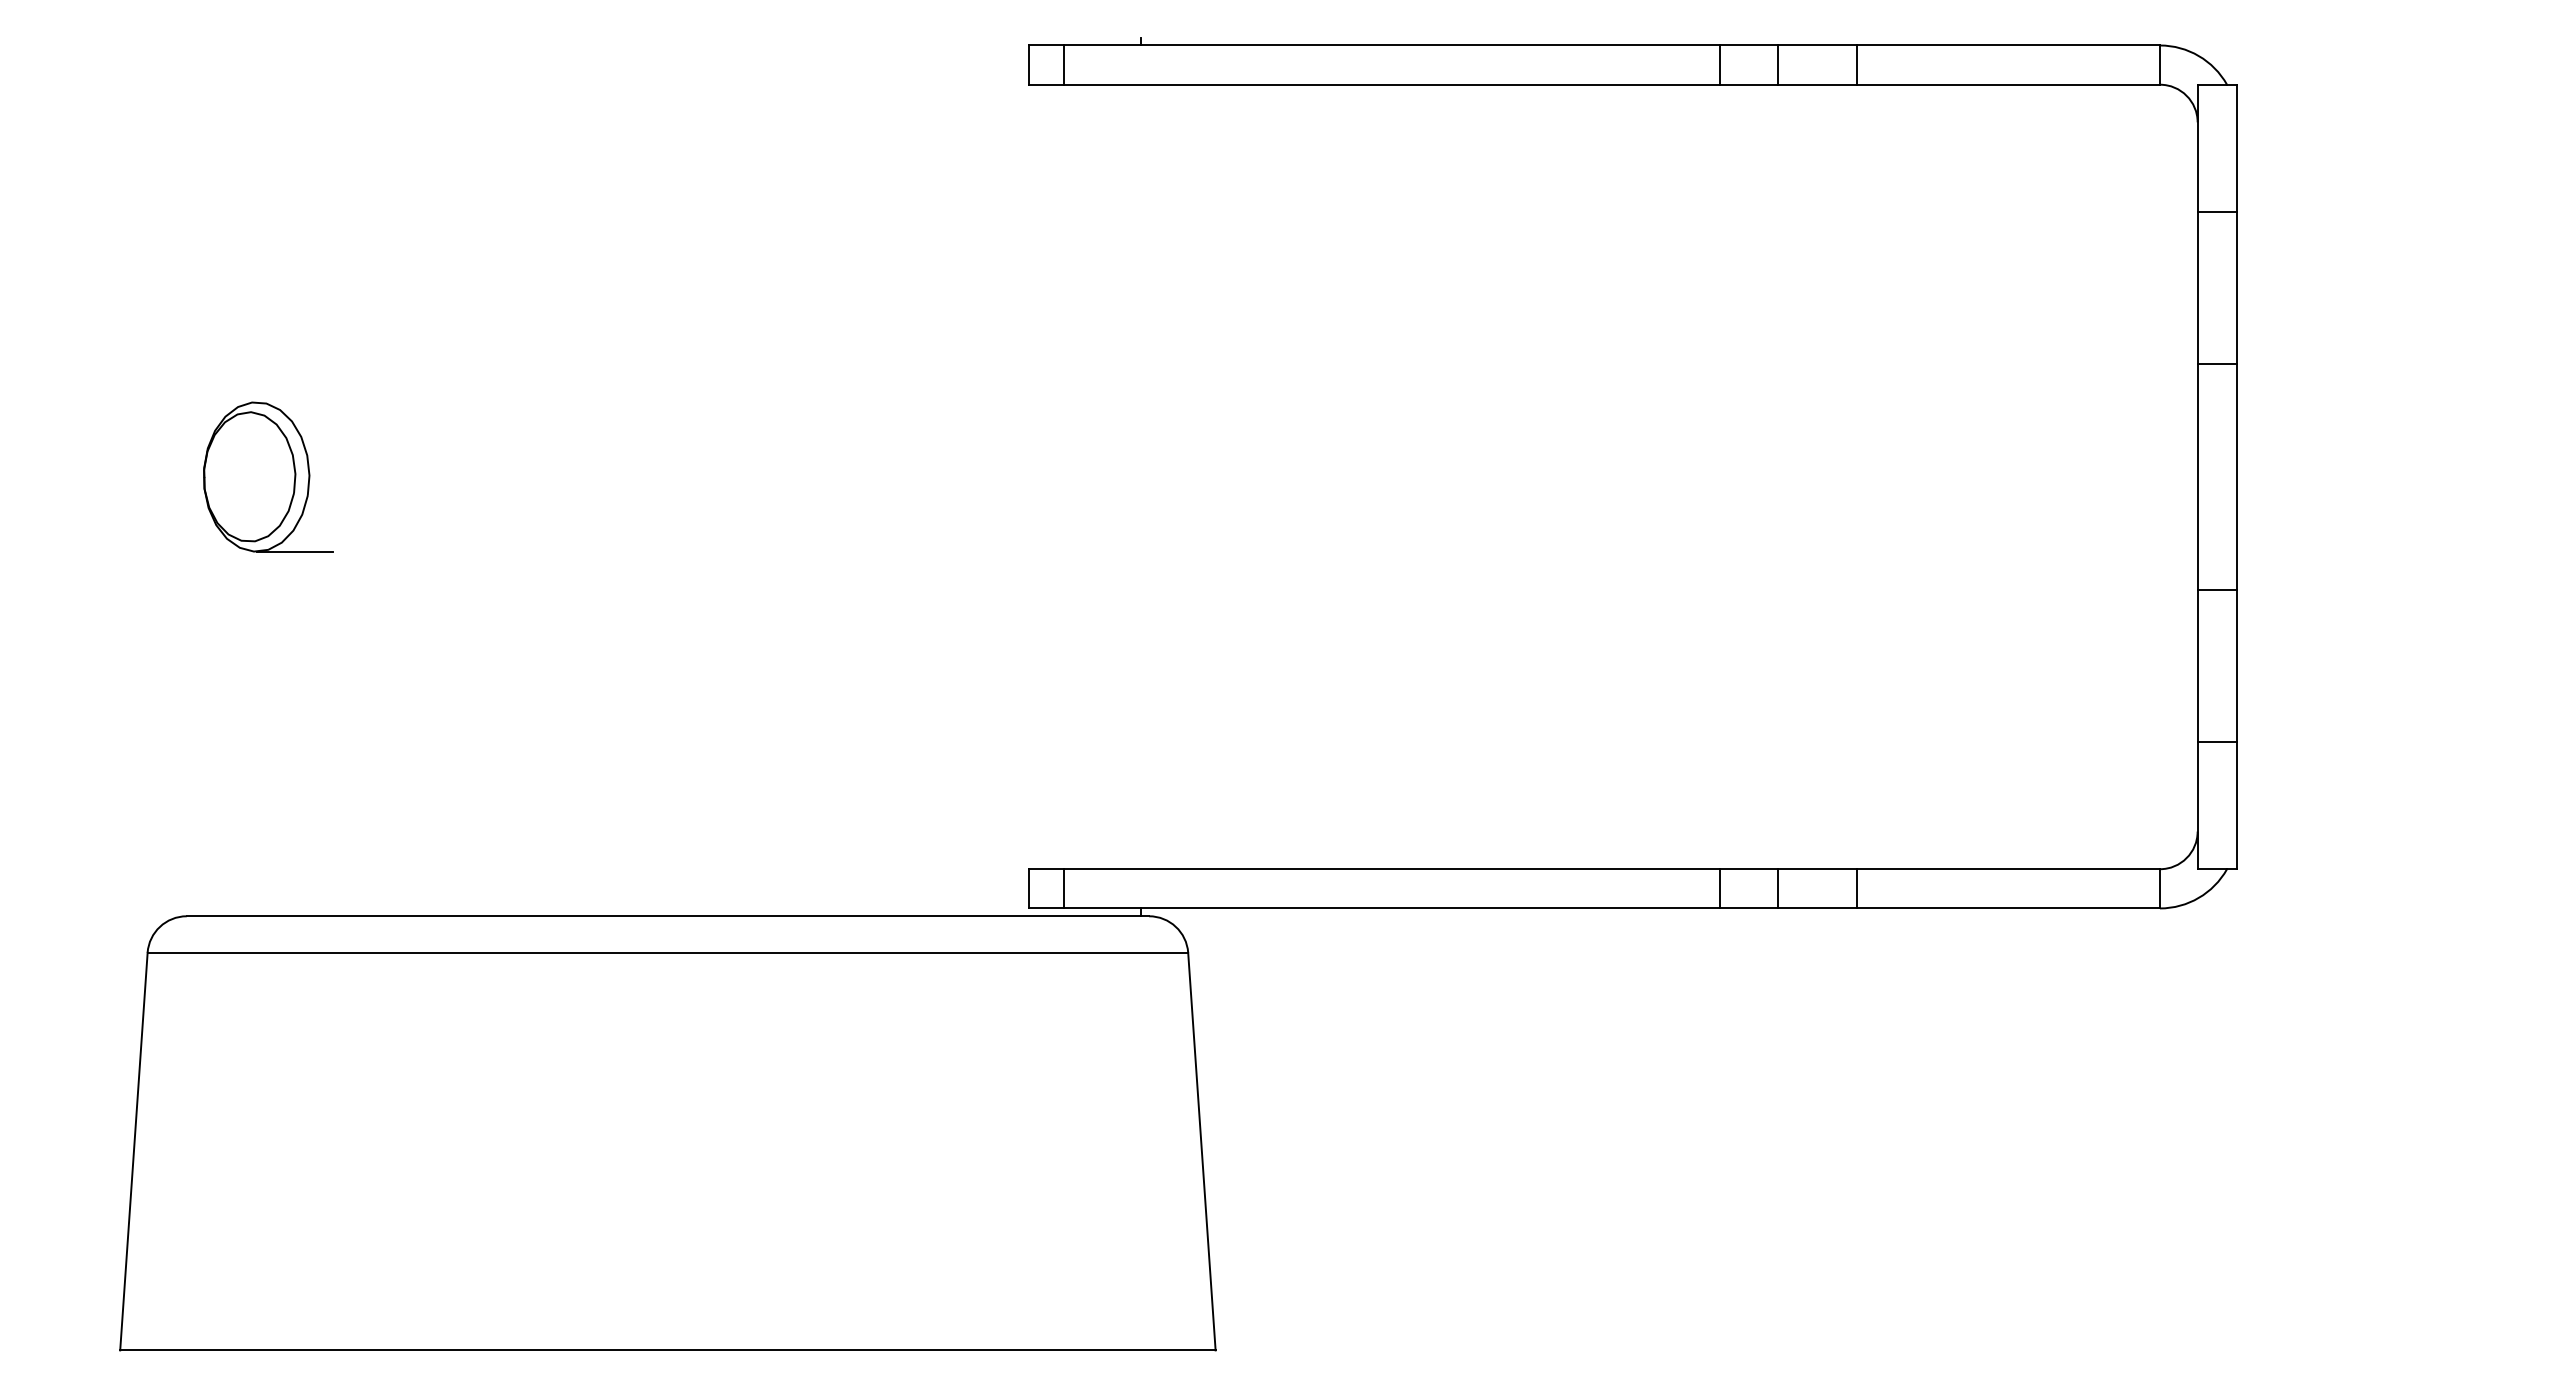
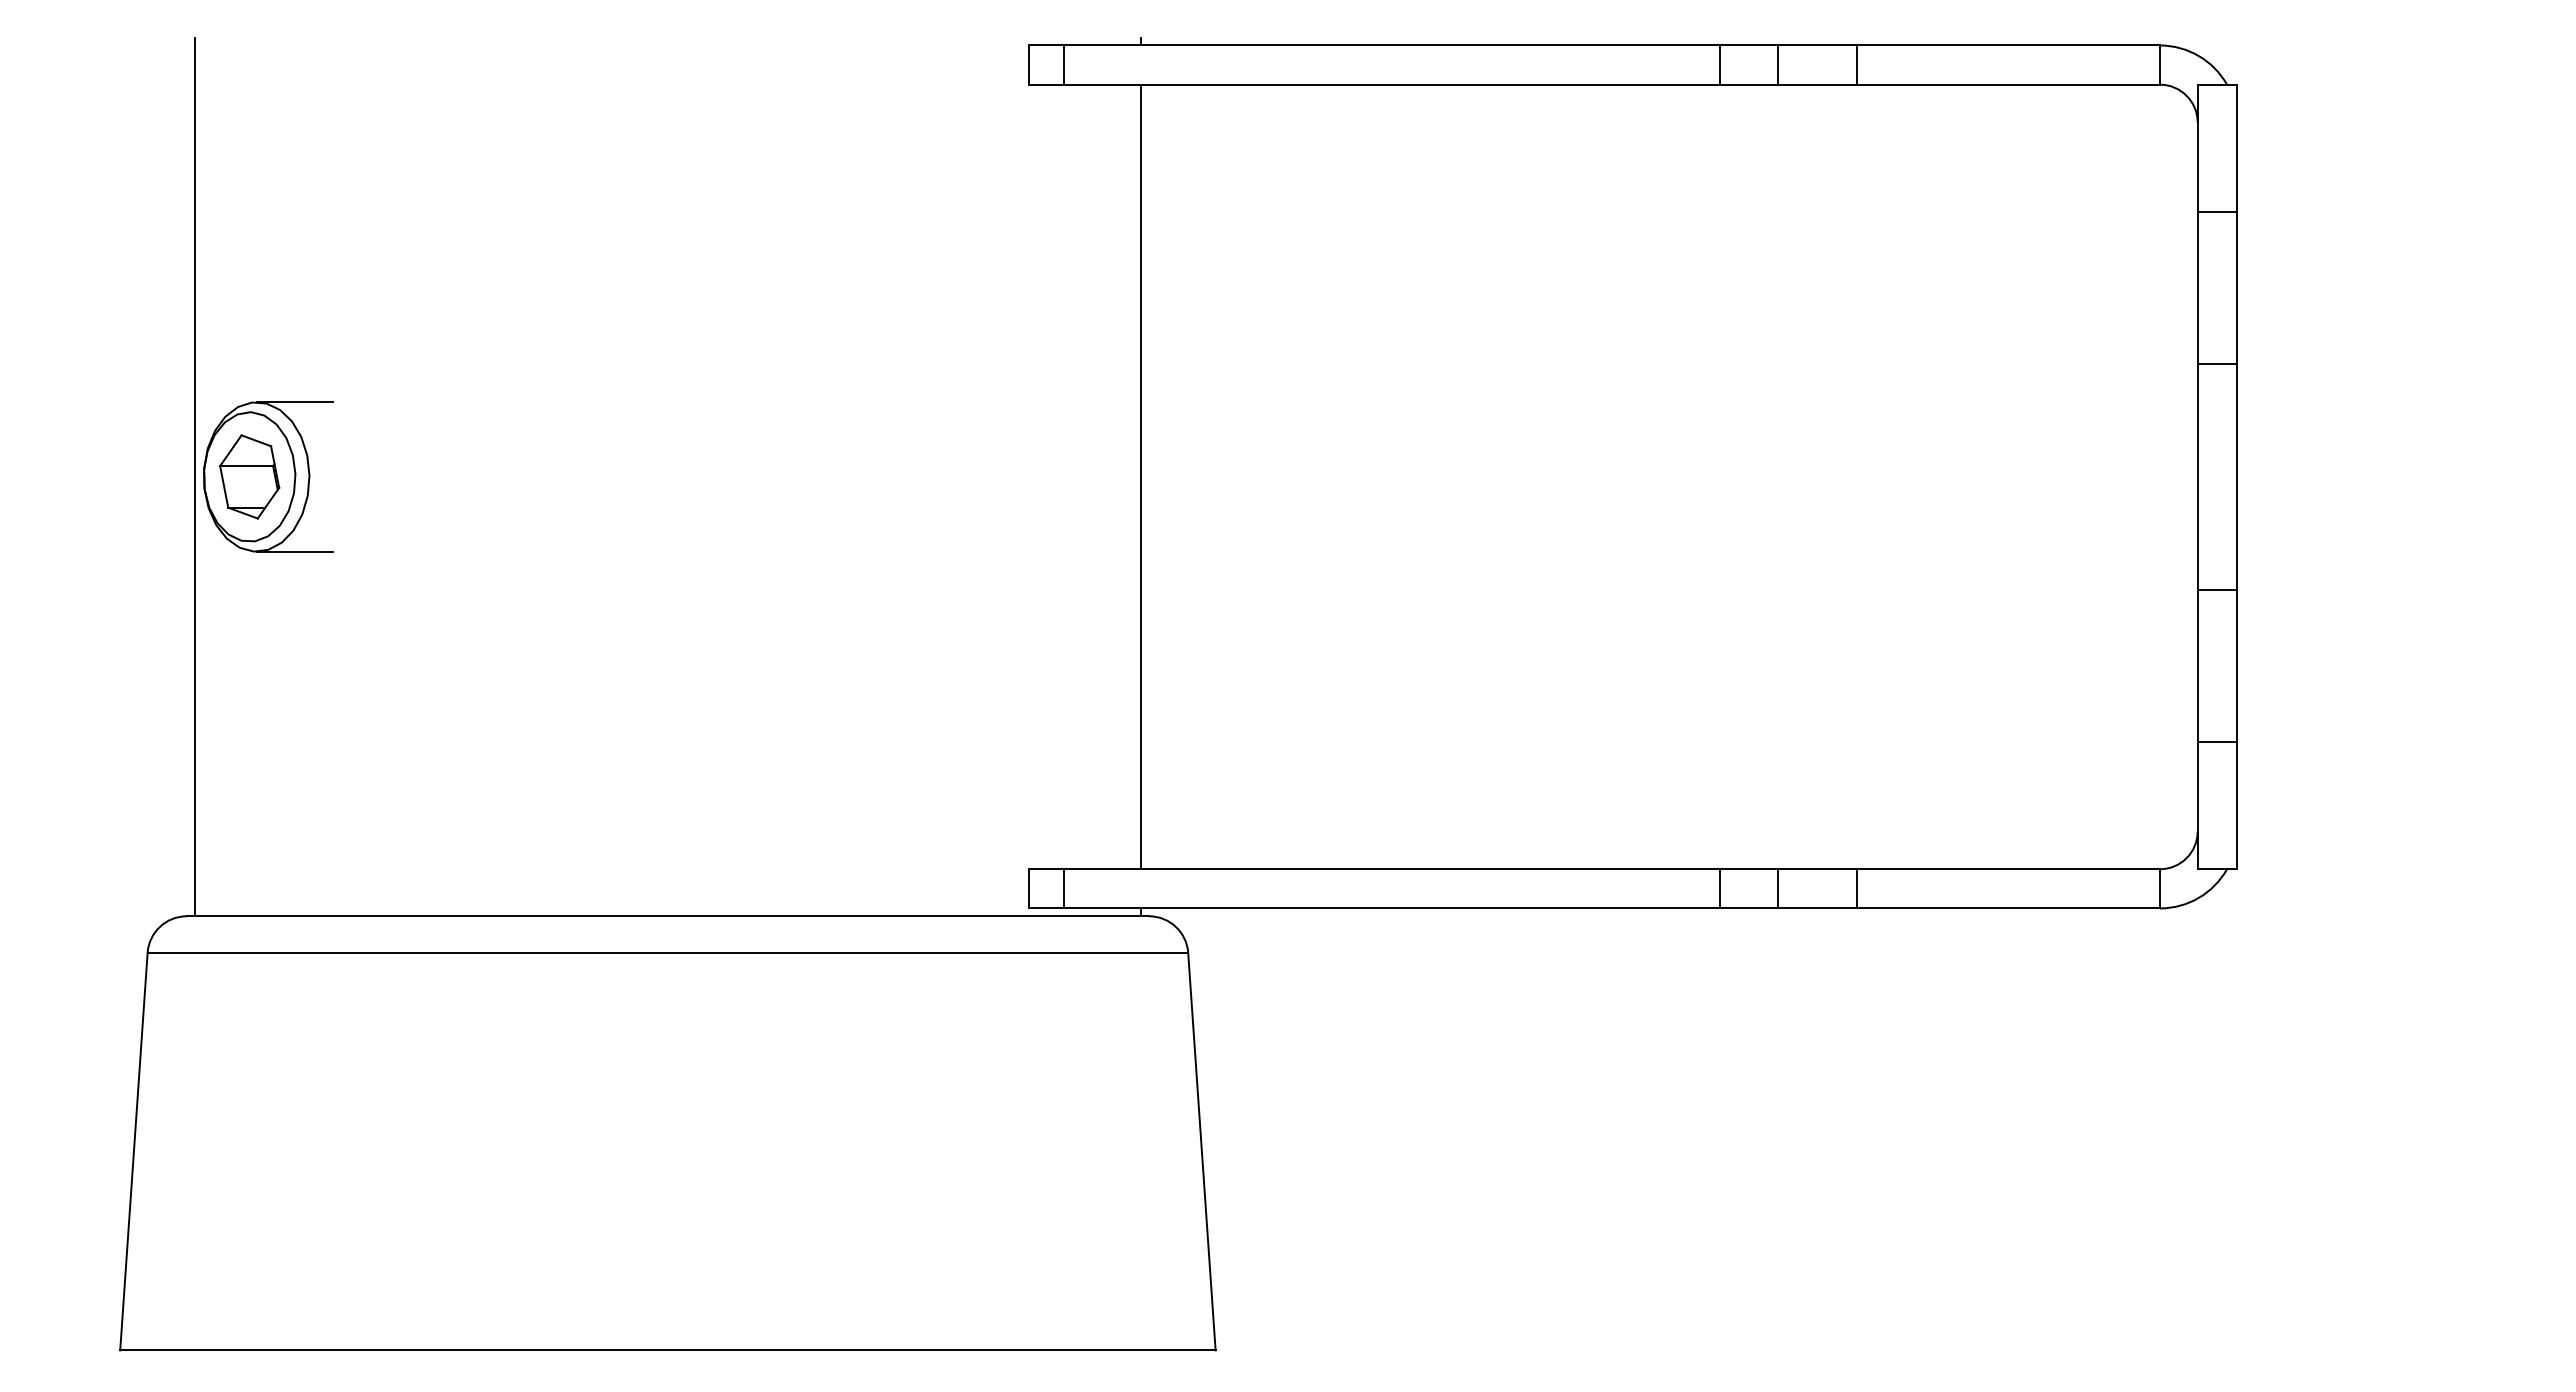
line: none -> present (294, 402)
line: none -> present (194, 476)
part: none -> present (249, 476)
line: none -> present (1141, 476)
